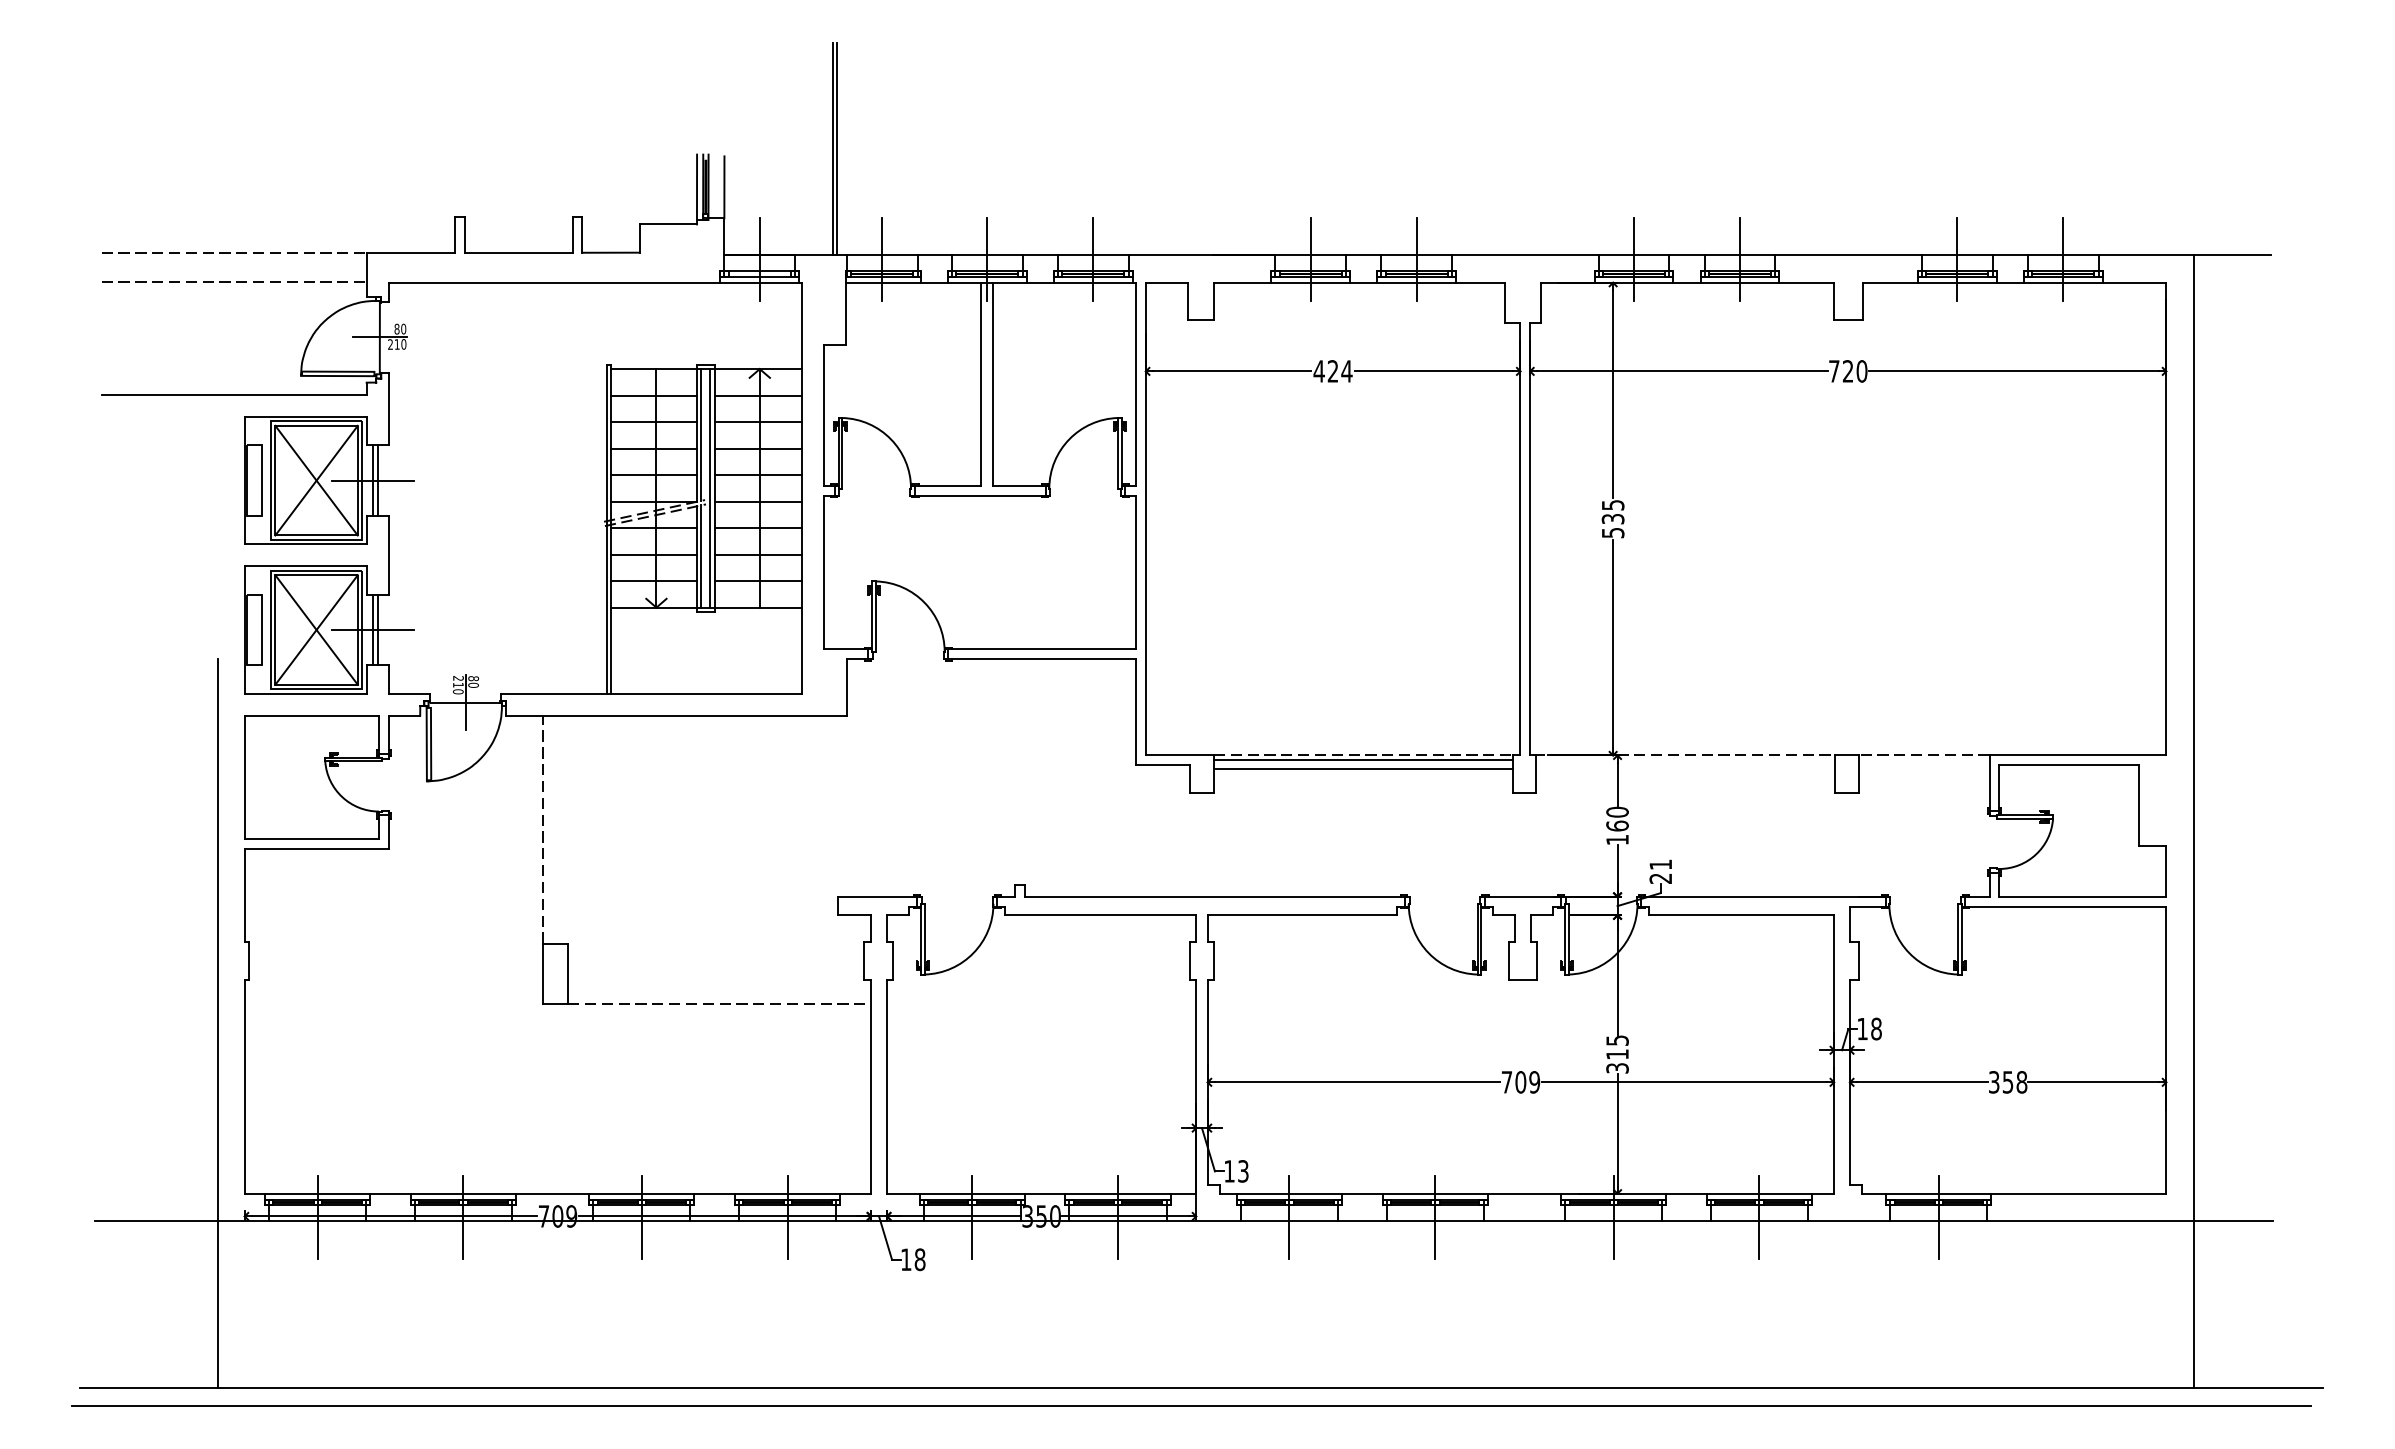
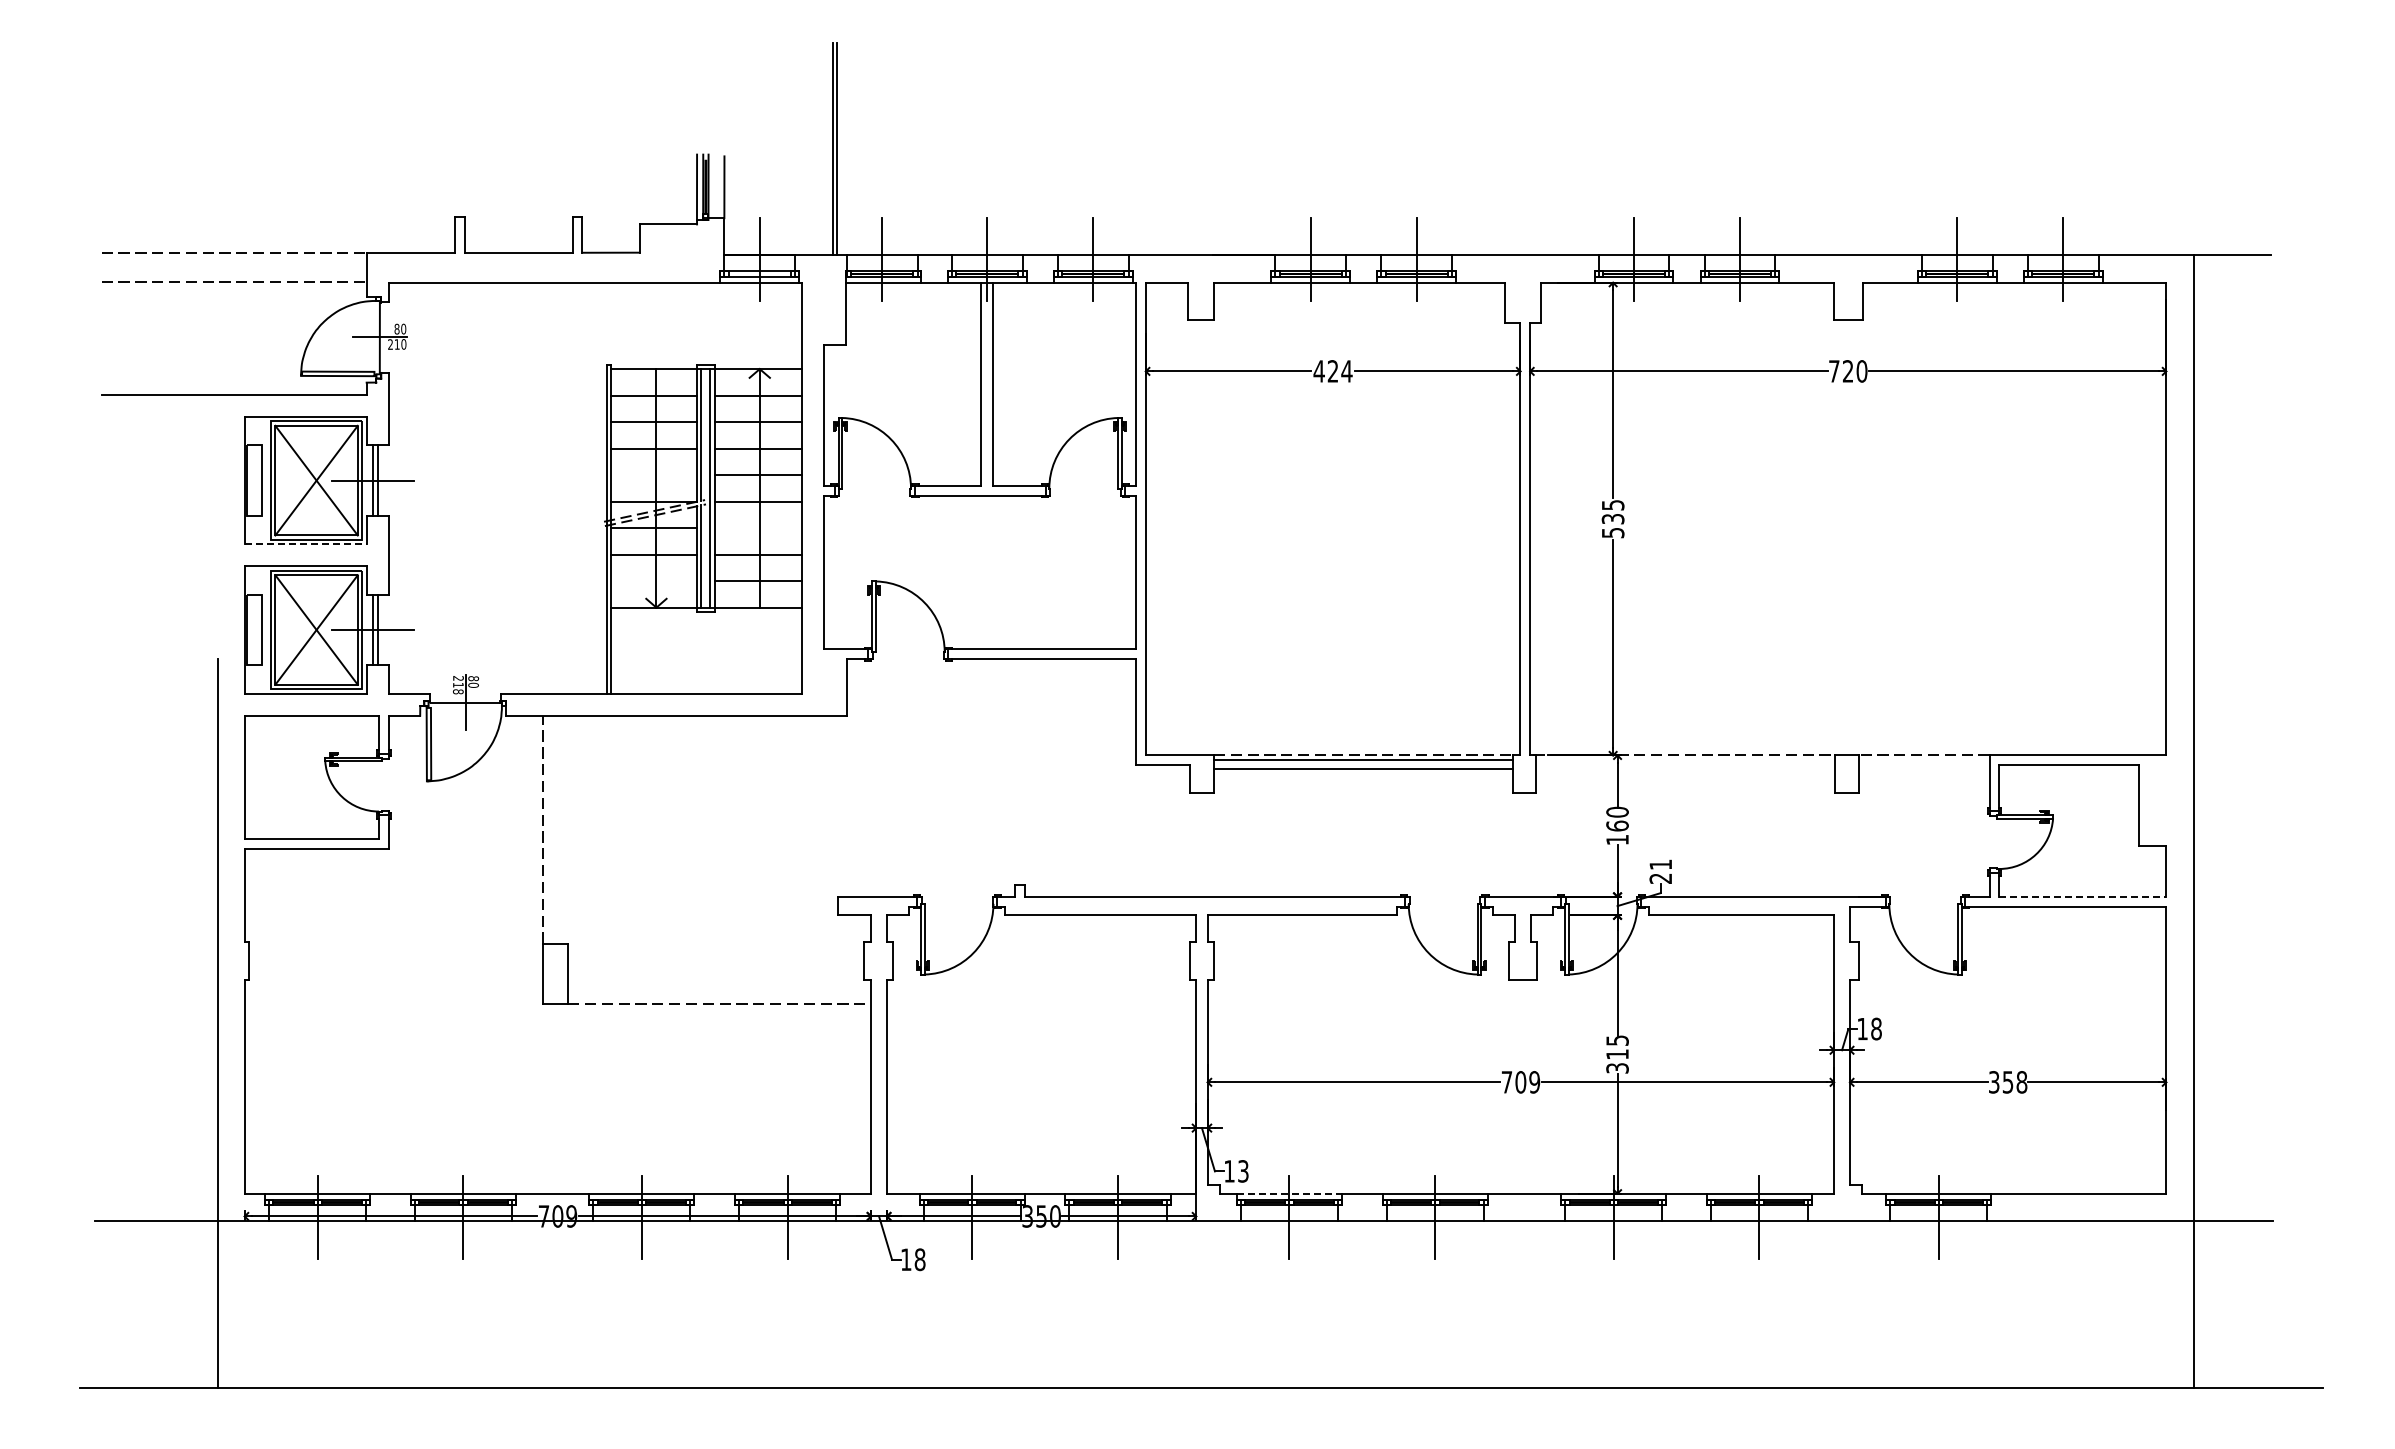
line: present -> none (654, 475)
line: present -> none (758, 528)
line: solid -> dashed (305, 544)
line: present -> none (654, 581)
text: 210 -> 218 (458, 691)
line: solid -> dashed (2083, 896)
line: solid -> dashed (1289, 1193)
line: present -> none (1190, 1405)
